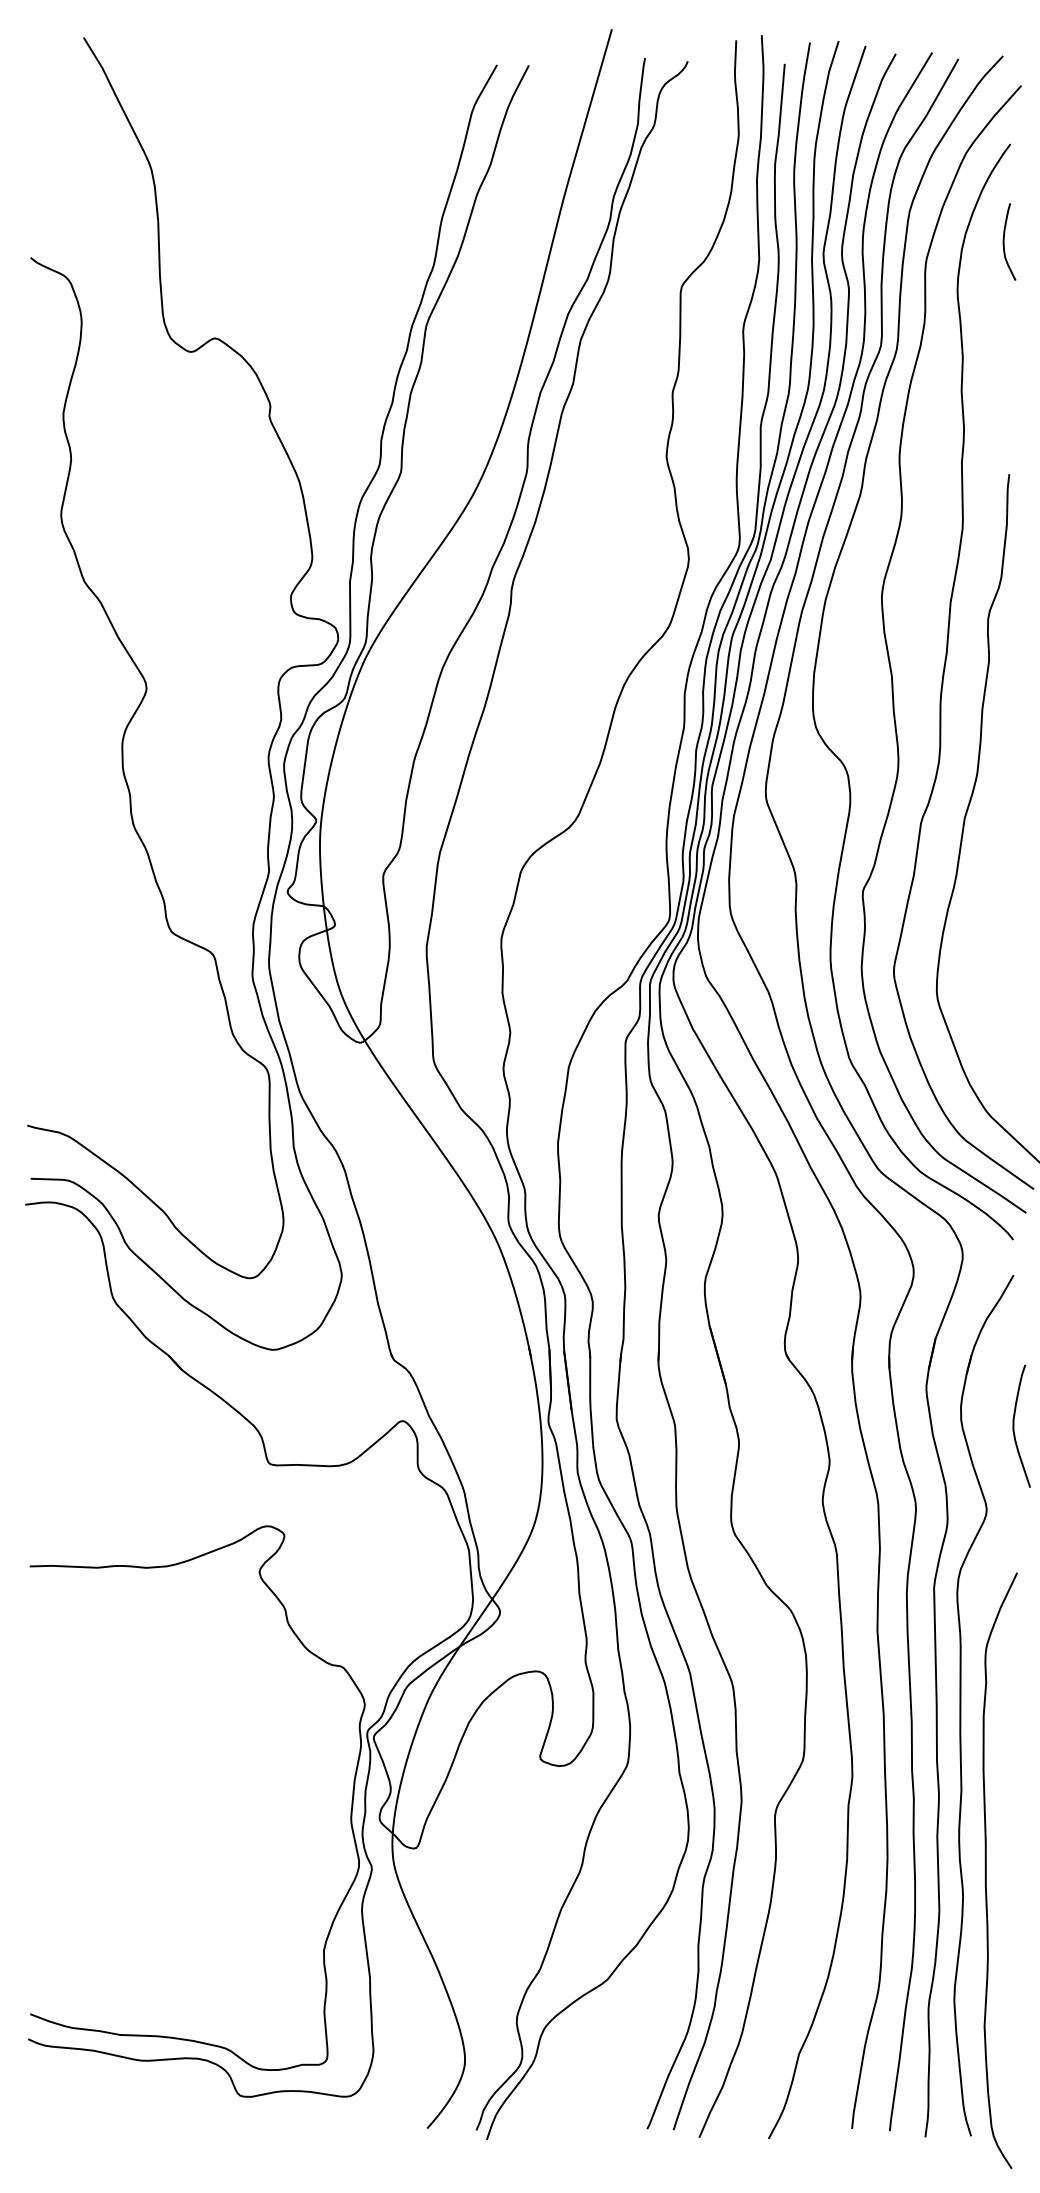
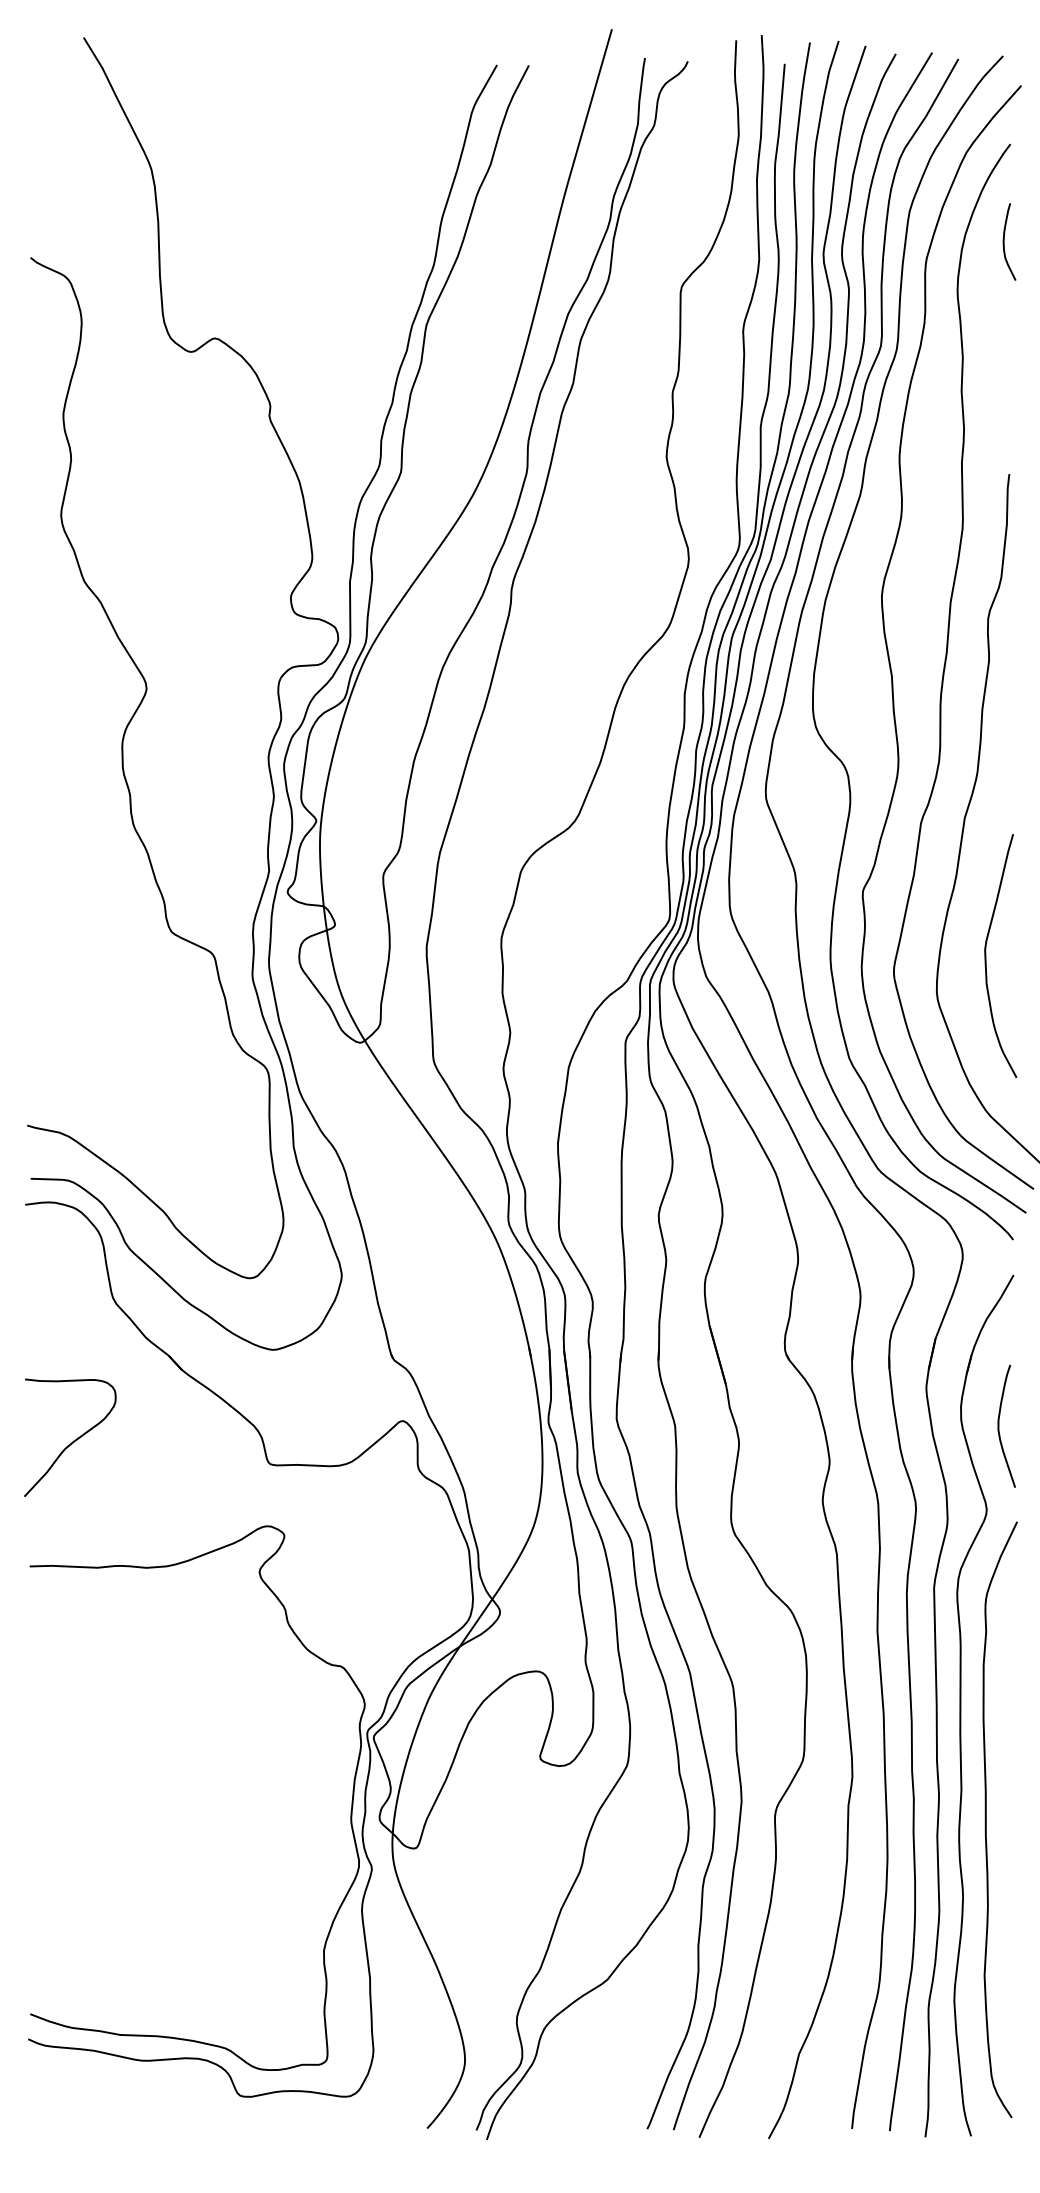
curve: none -> present (986, 955)
curve position: (1014, 1425) -> (999, 1425) (999, 1425)
curve: none -> present (73, 1440)
curve position: (986, 1870) -> (986, 1819) (986, 1819)
